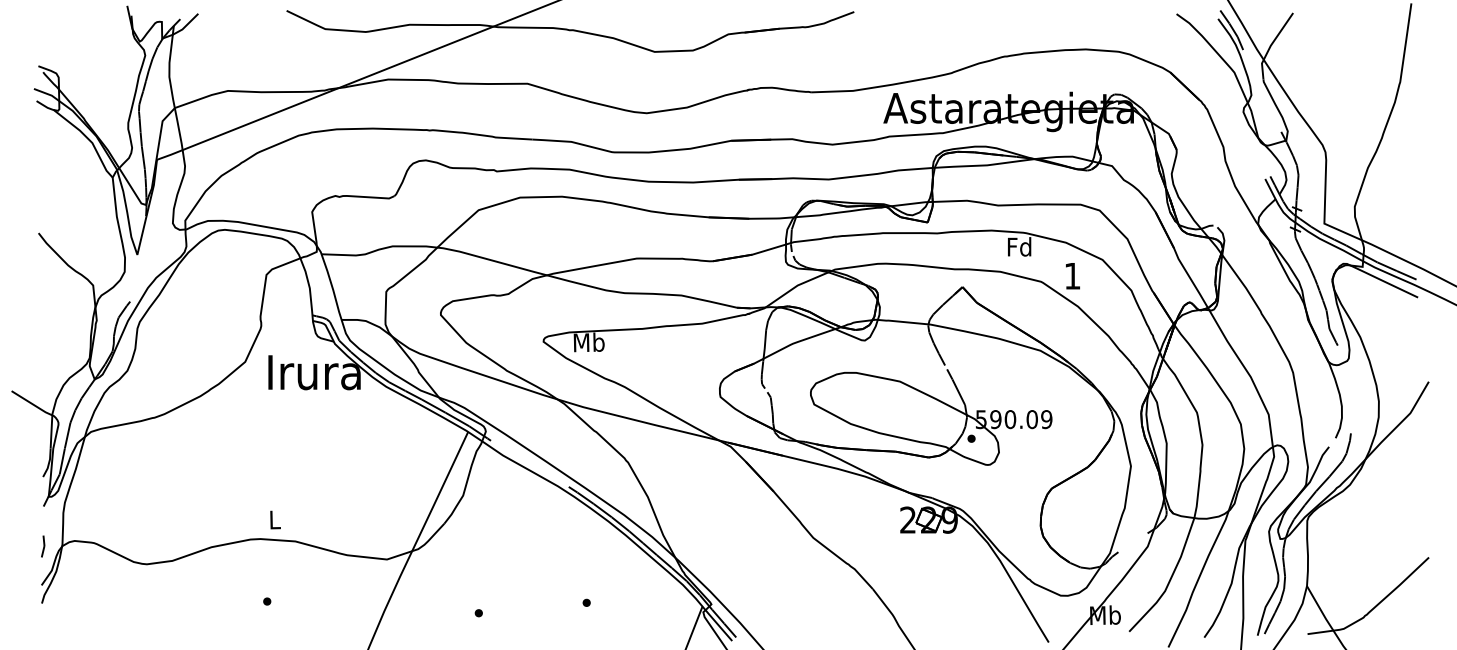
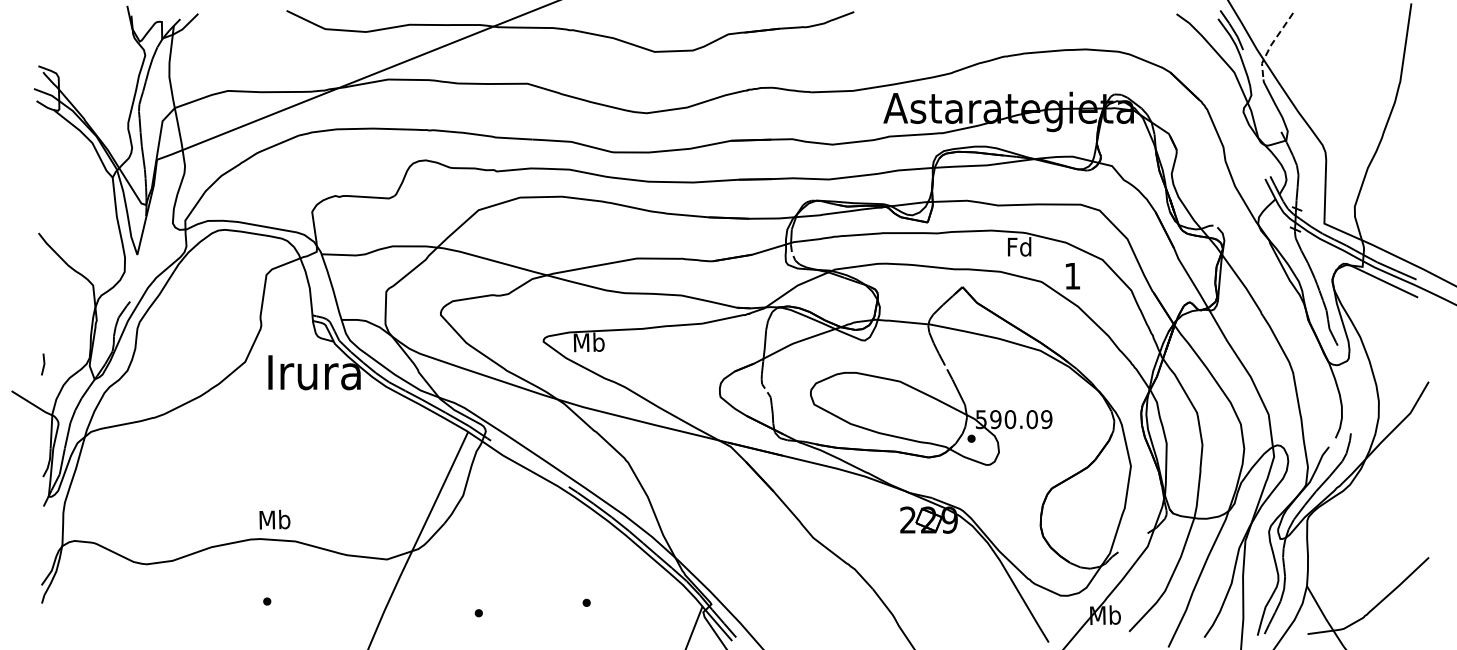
line: solid -> dashed (1270, 45)
text: L -> Mb (274, 519)
line position: (43, 546) -> (43, 364) (43, 364)
